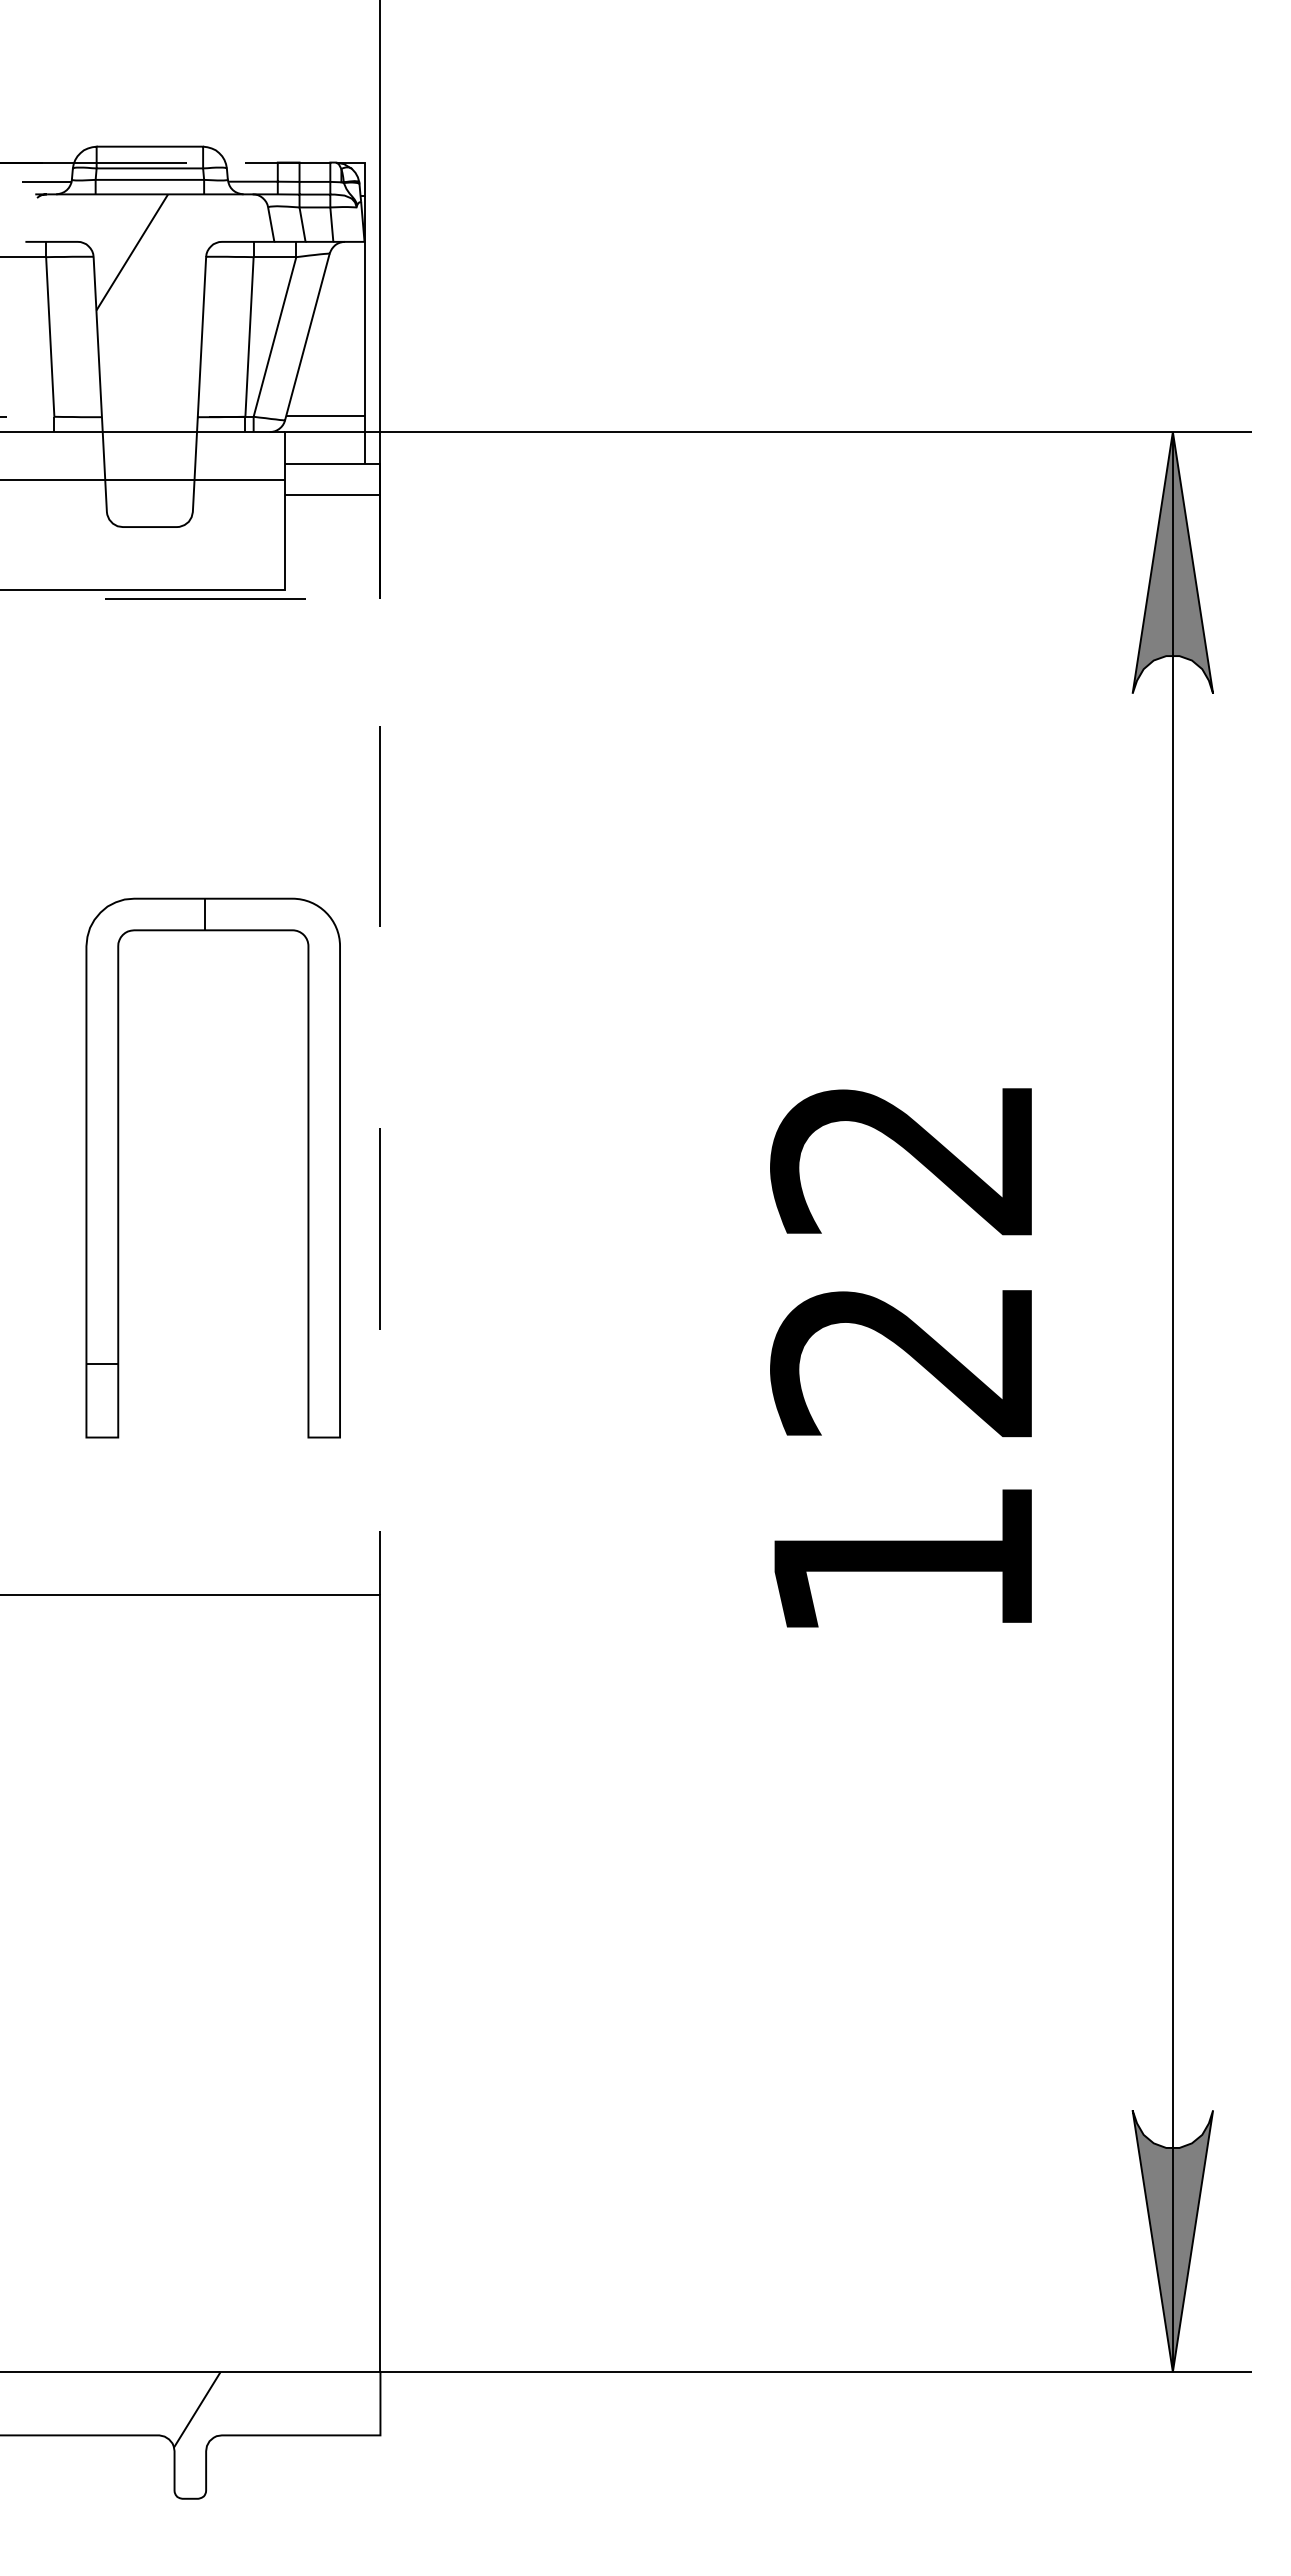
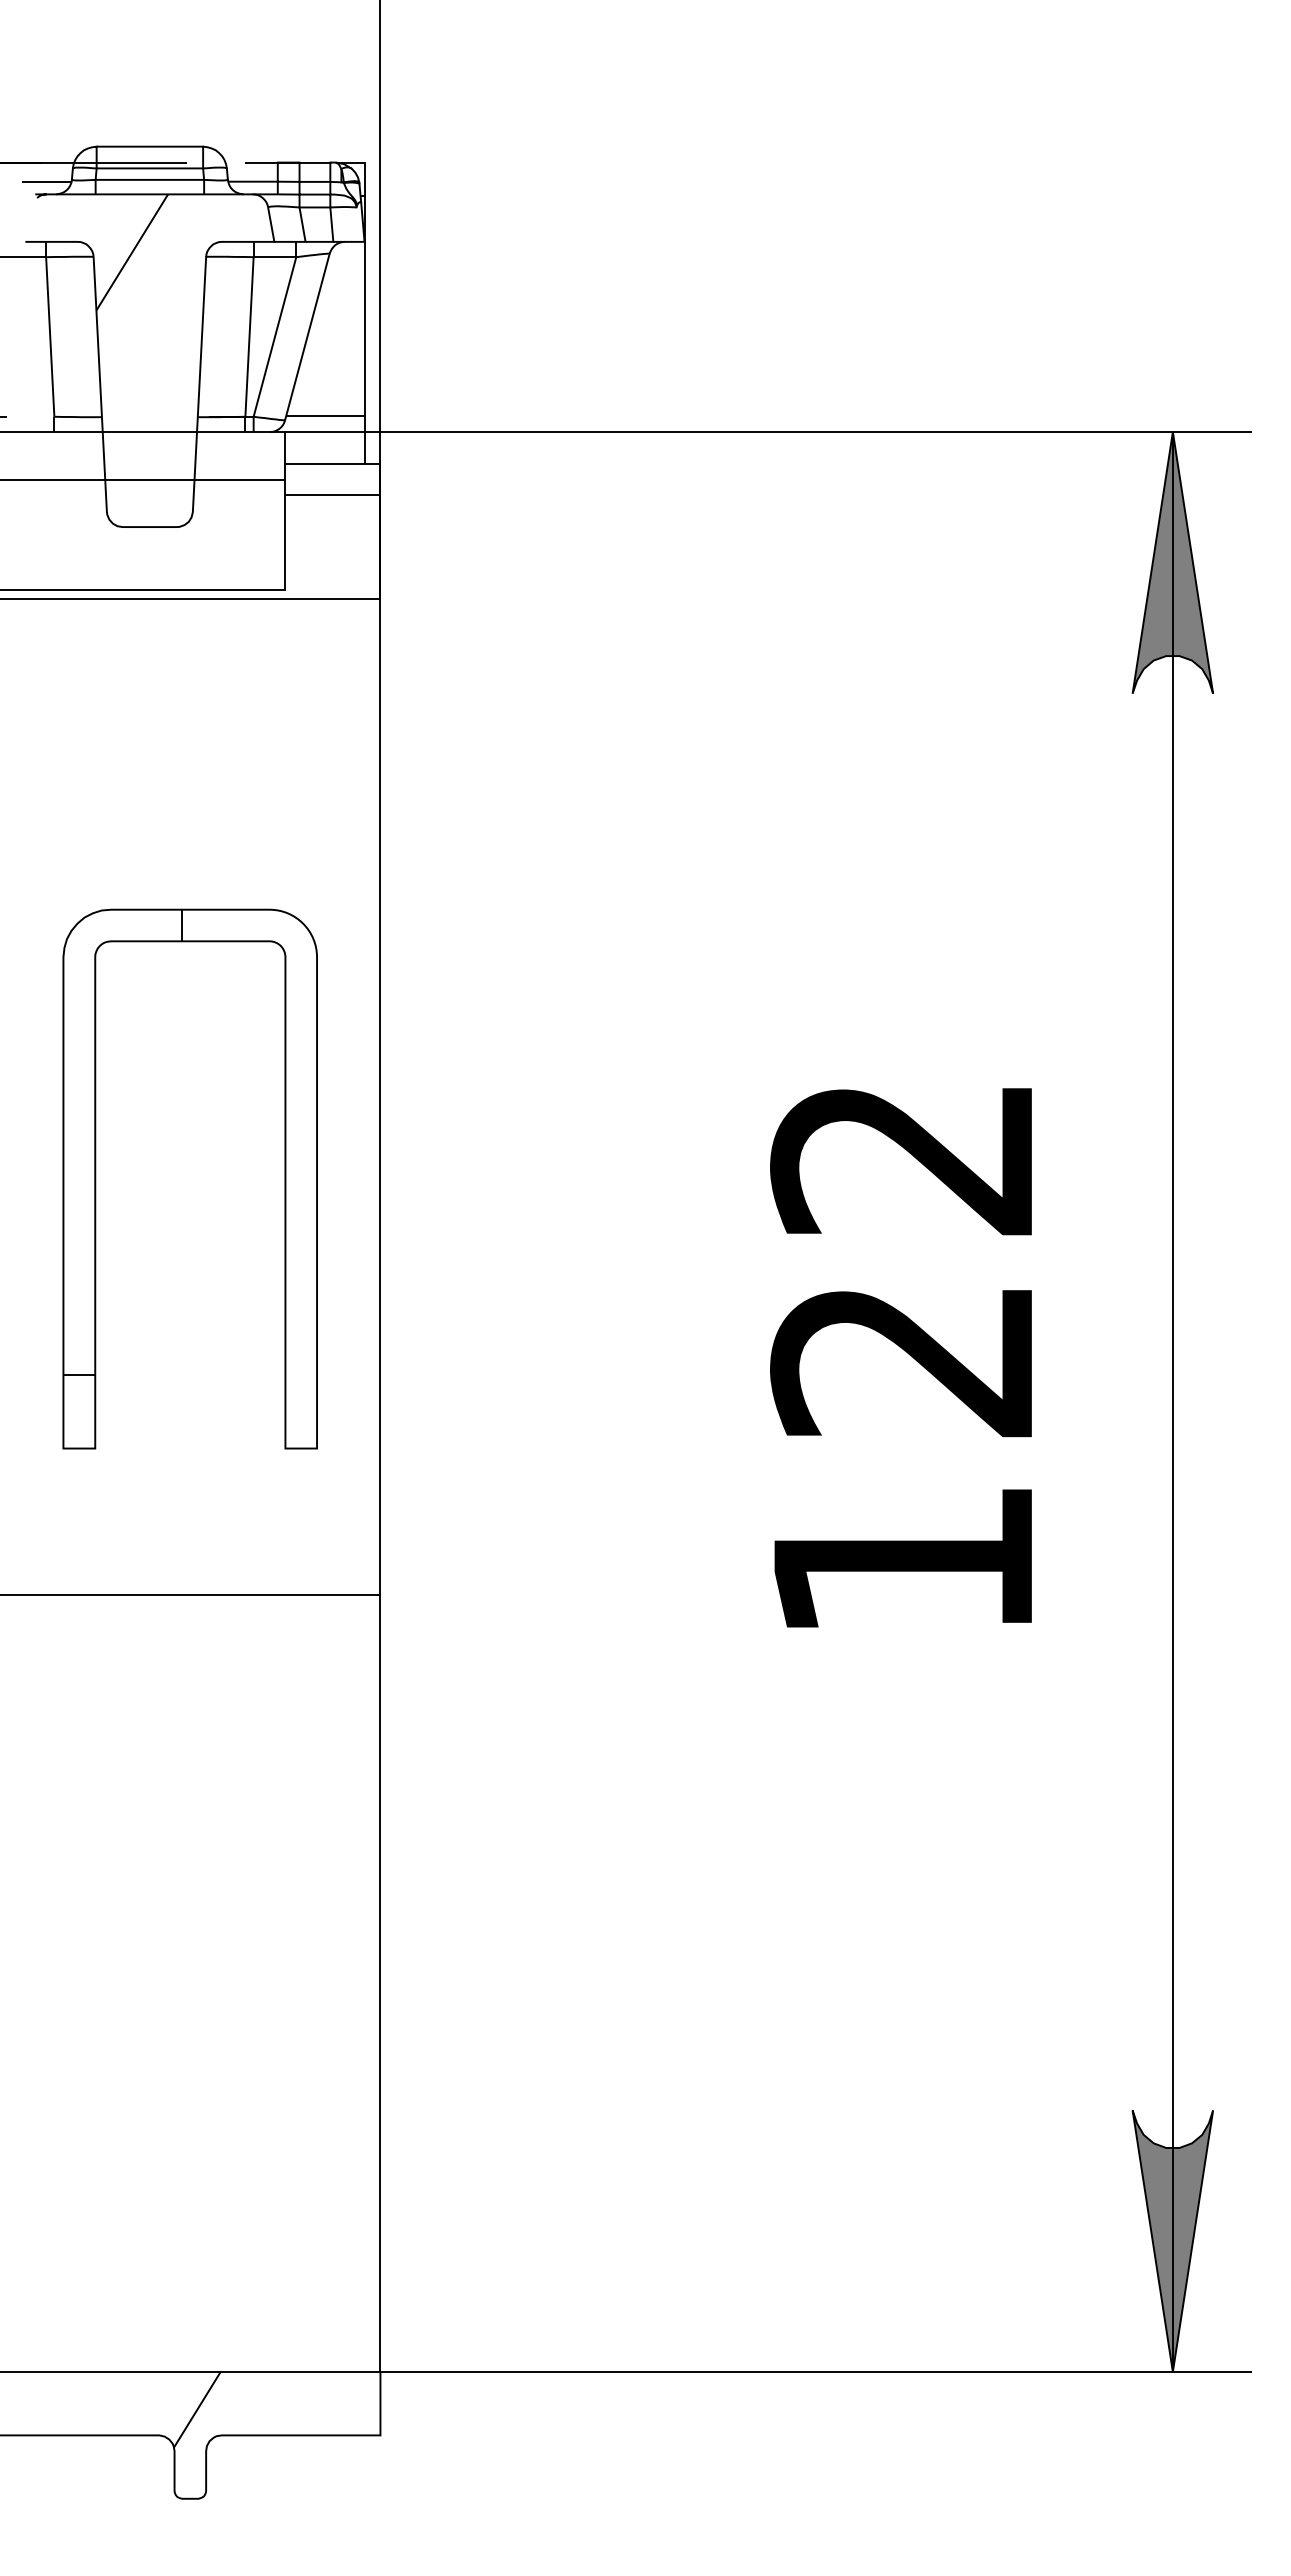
line: dashed -> solid (380, 906)
part position: (119, 1167) -> (96, 1178) (96, 1178)
